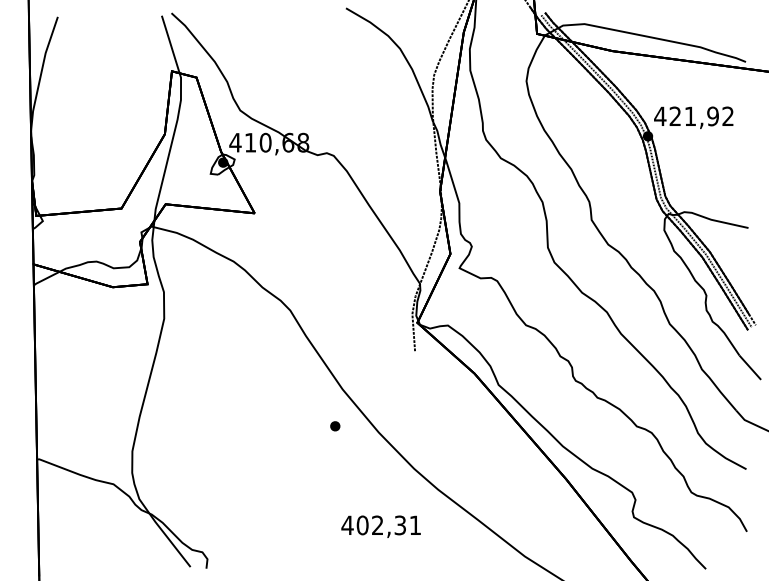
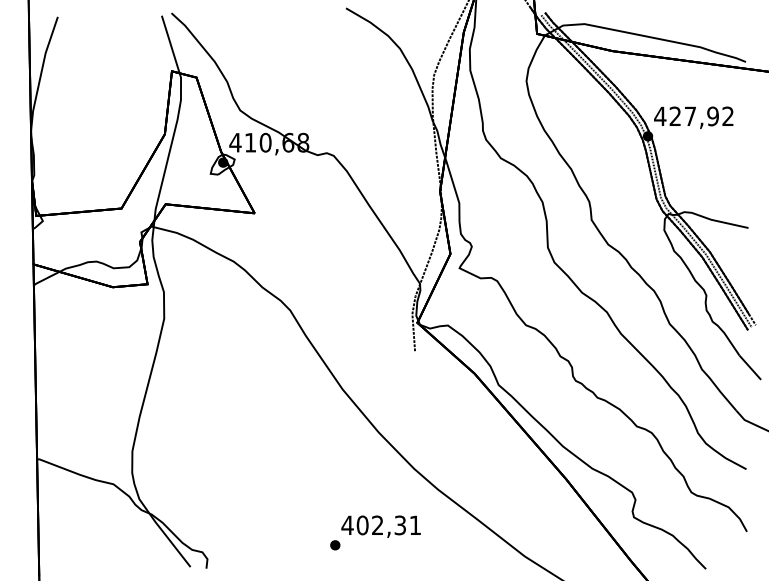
text: 421,92 -> 427,92 (690, 115)
part position: (335, 426) -> (335, 545) (335, 545)
